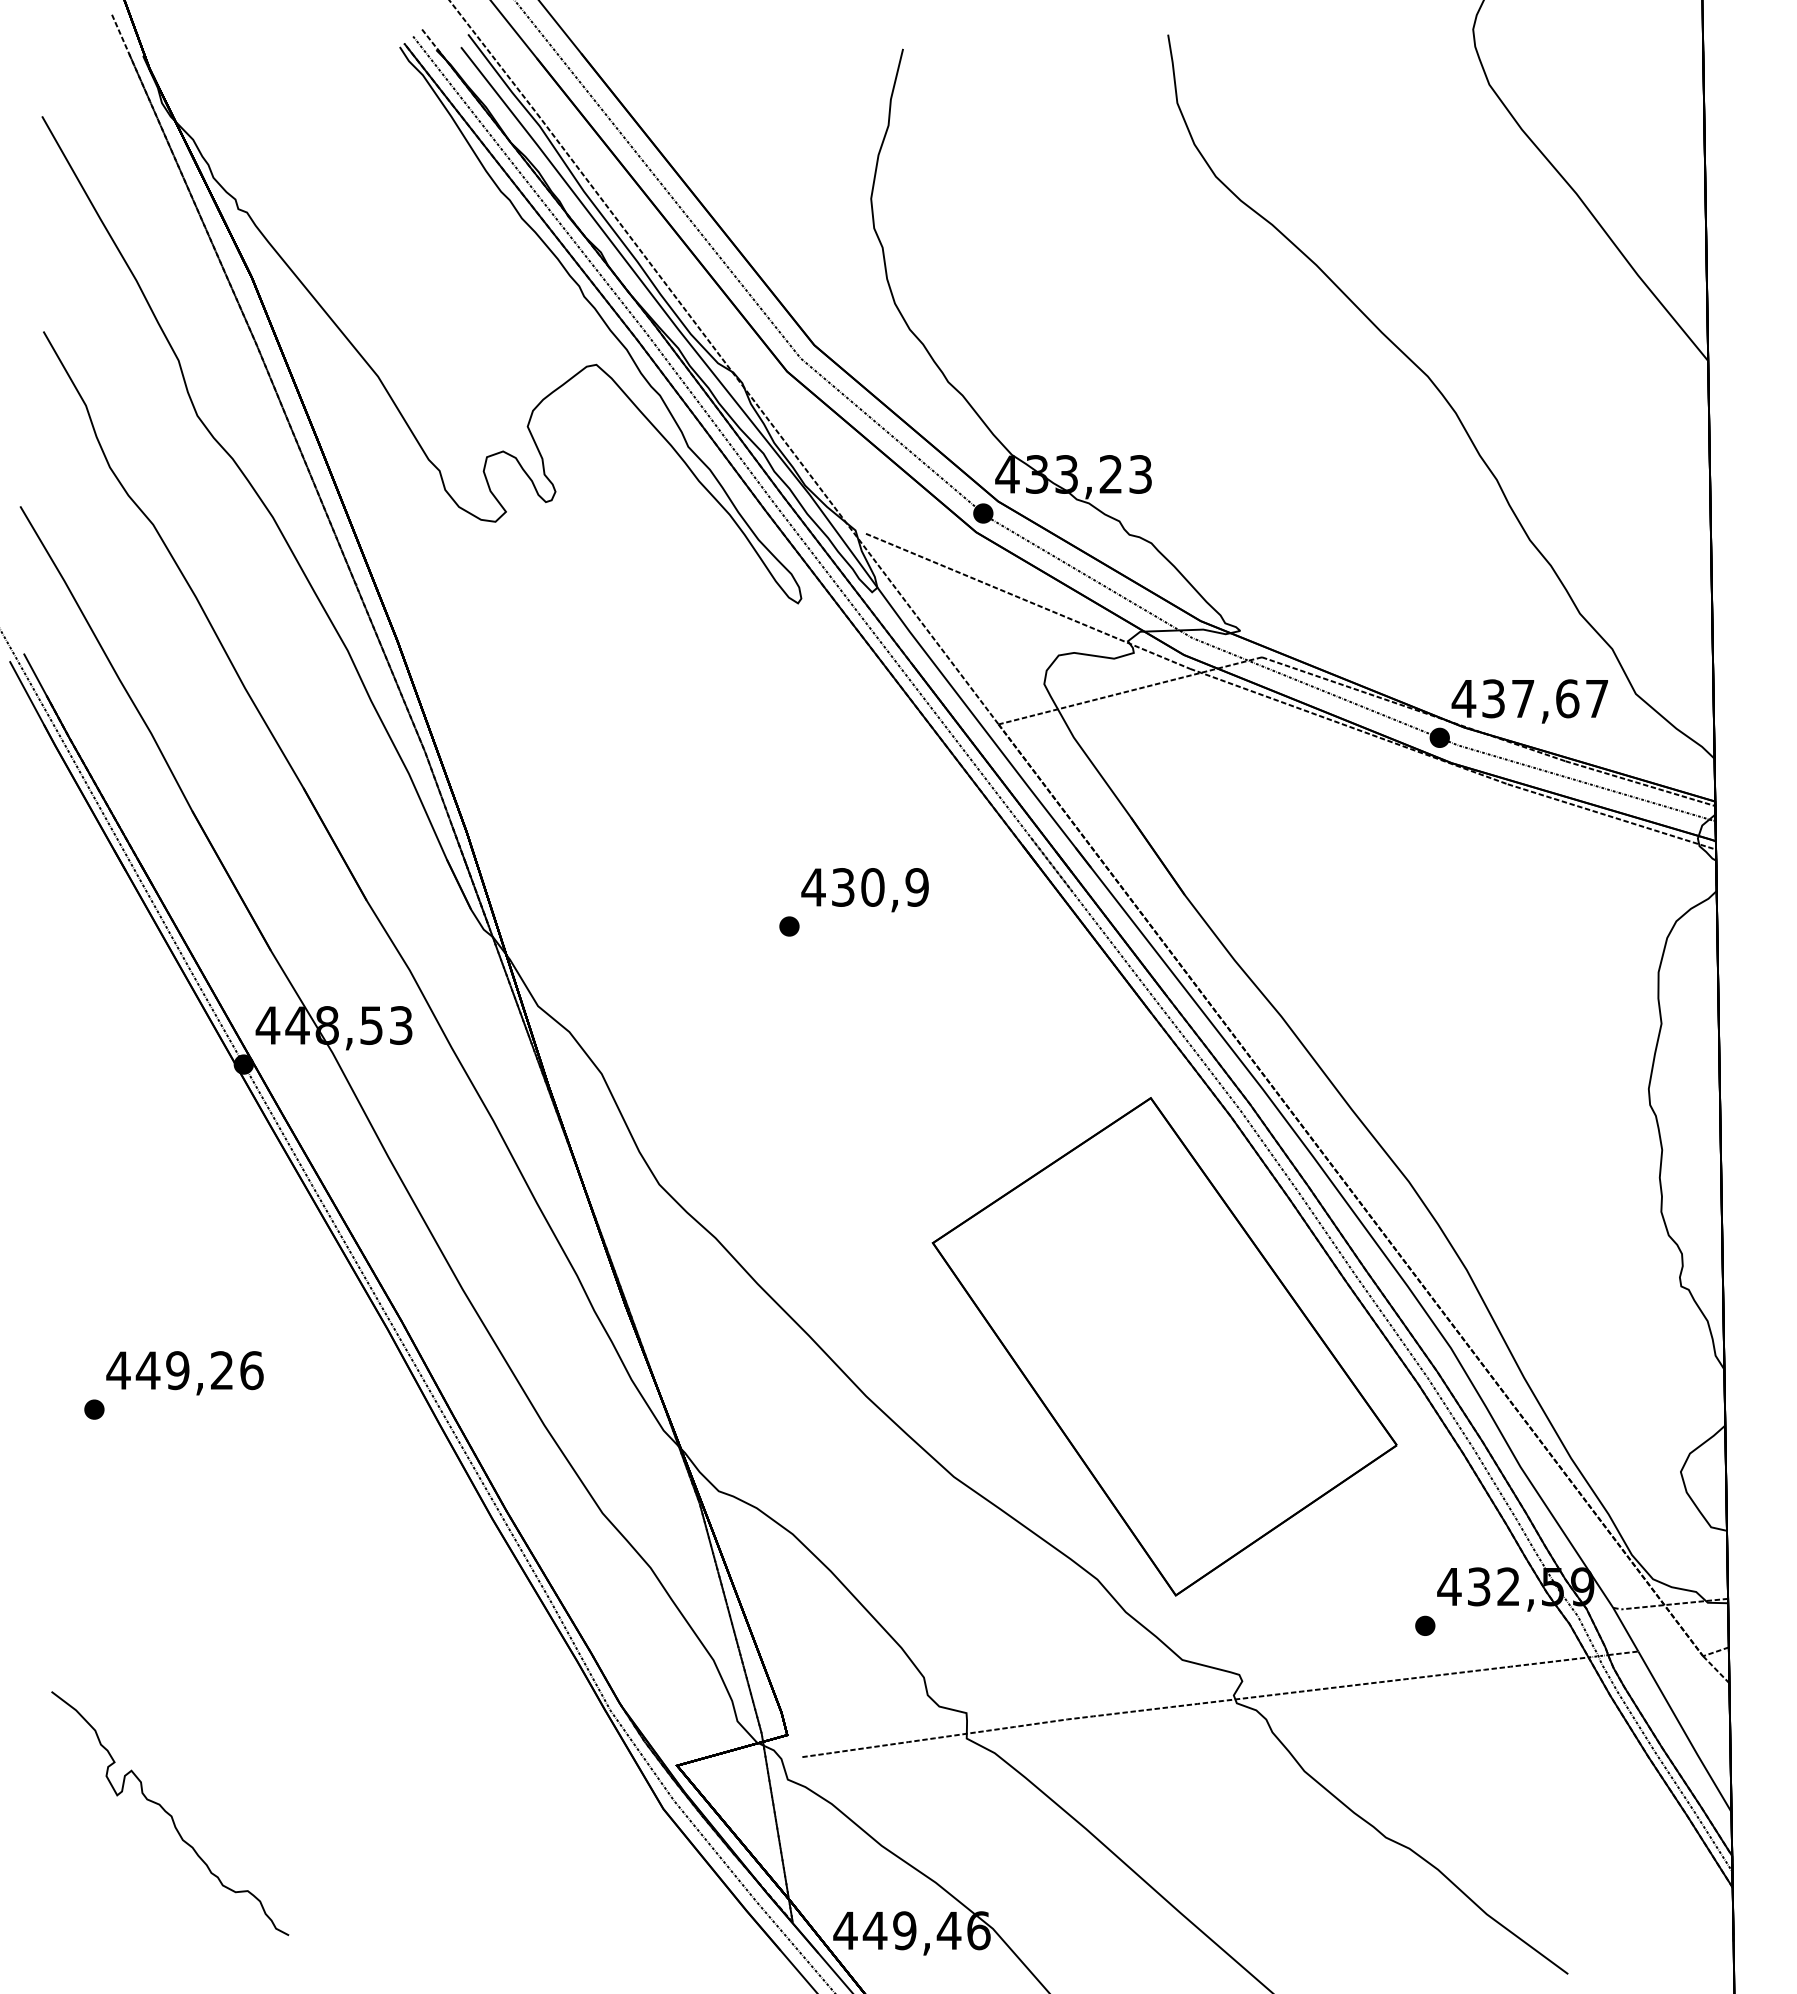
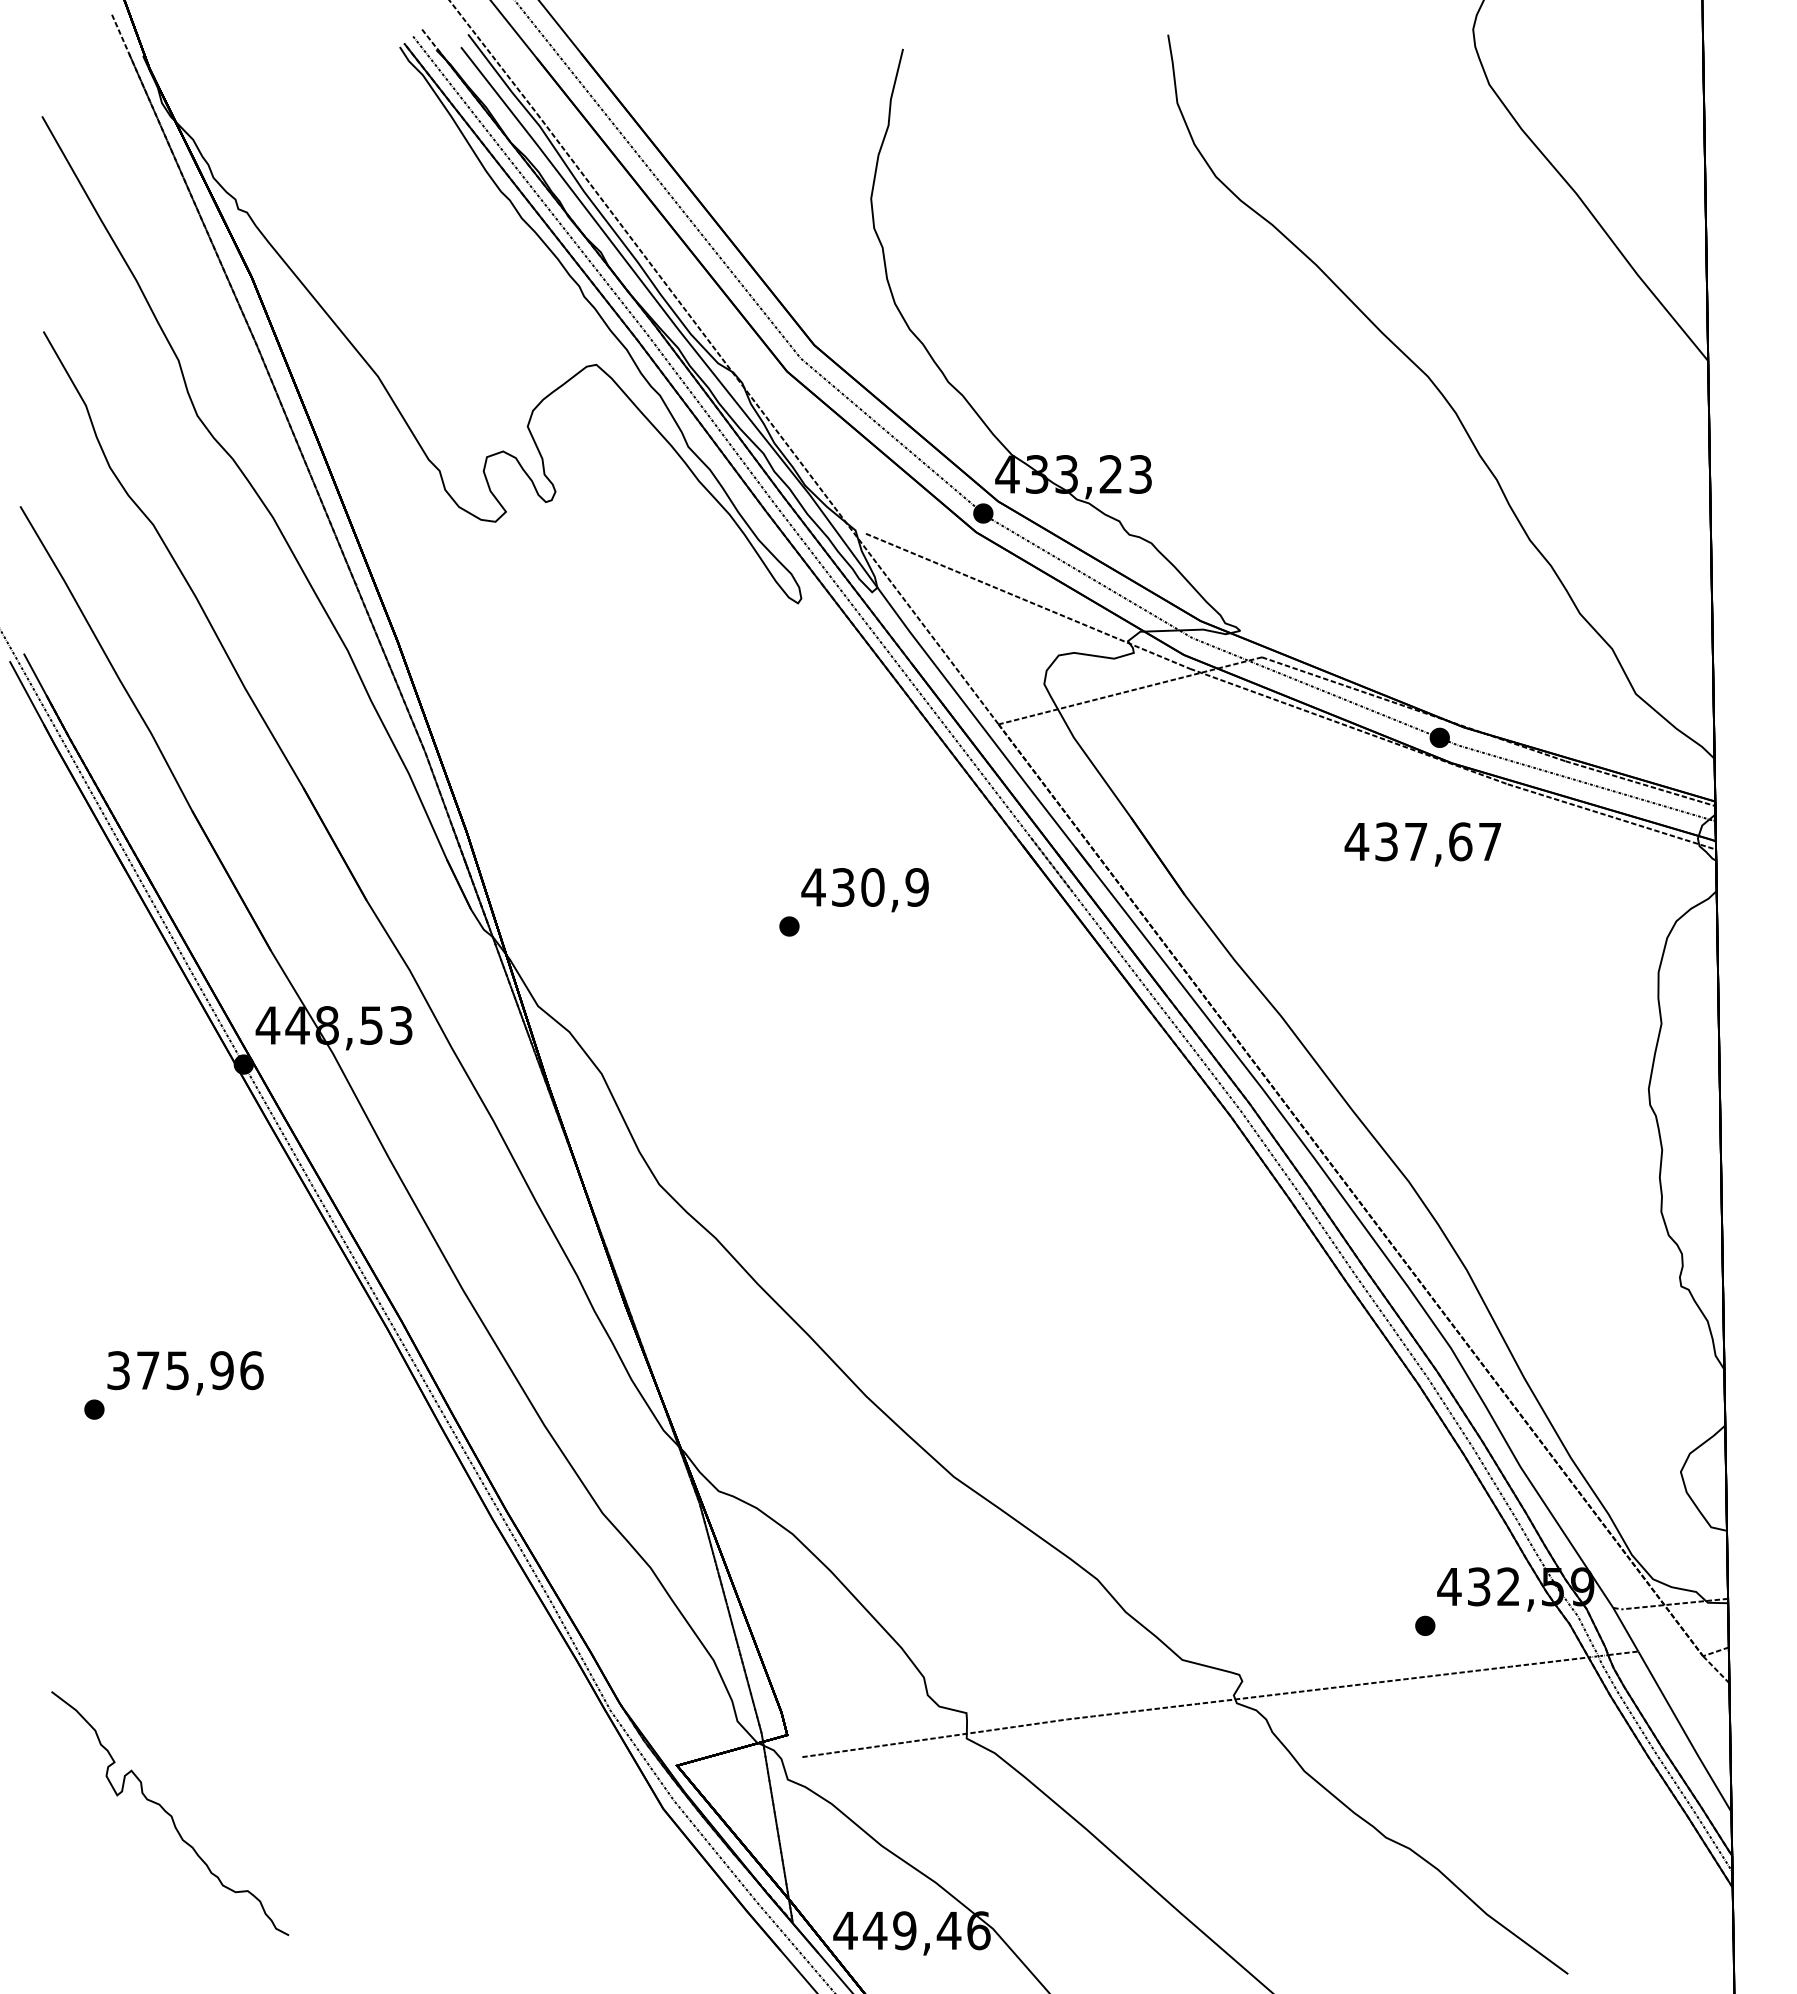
text position: (1529, 701) -> (1422, 844) (1422, 844)
part: present -> none (1164, 1346)
text: 449,26 -> 375,96 (169, 1370)
